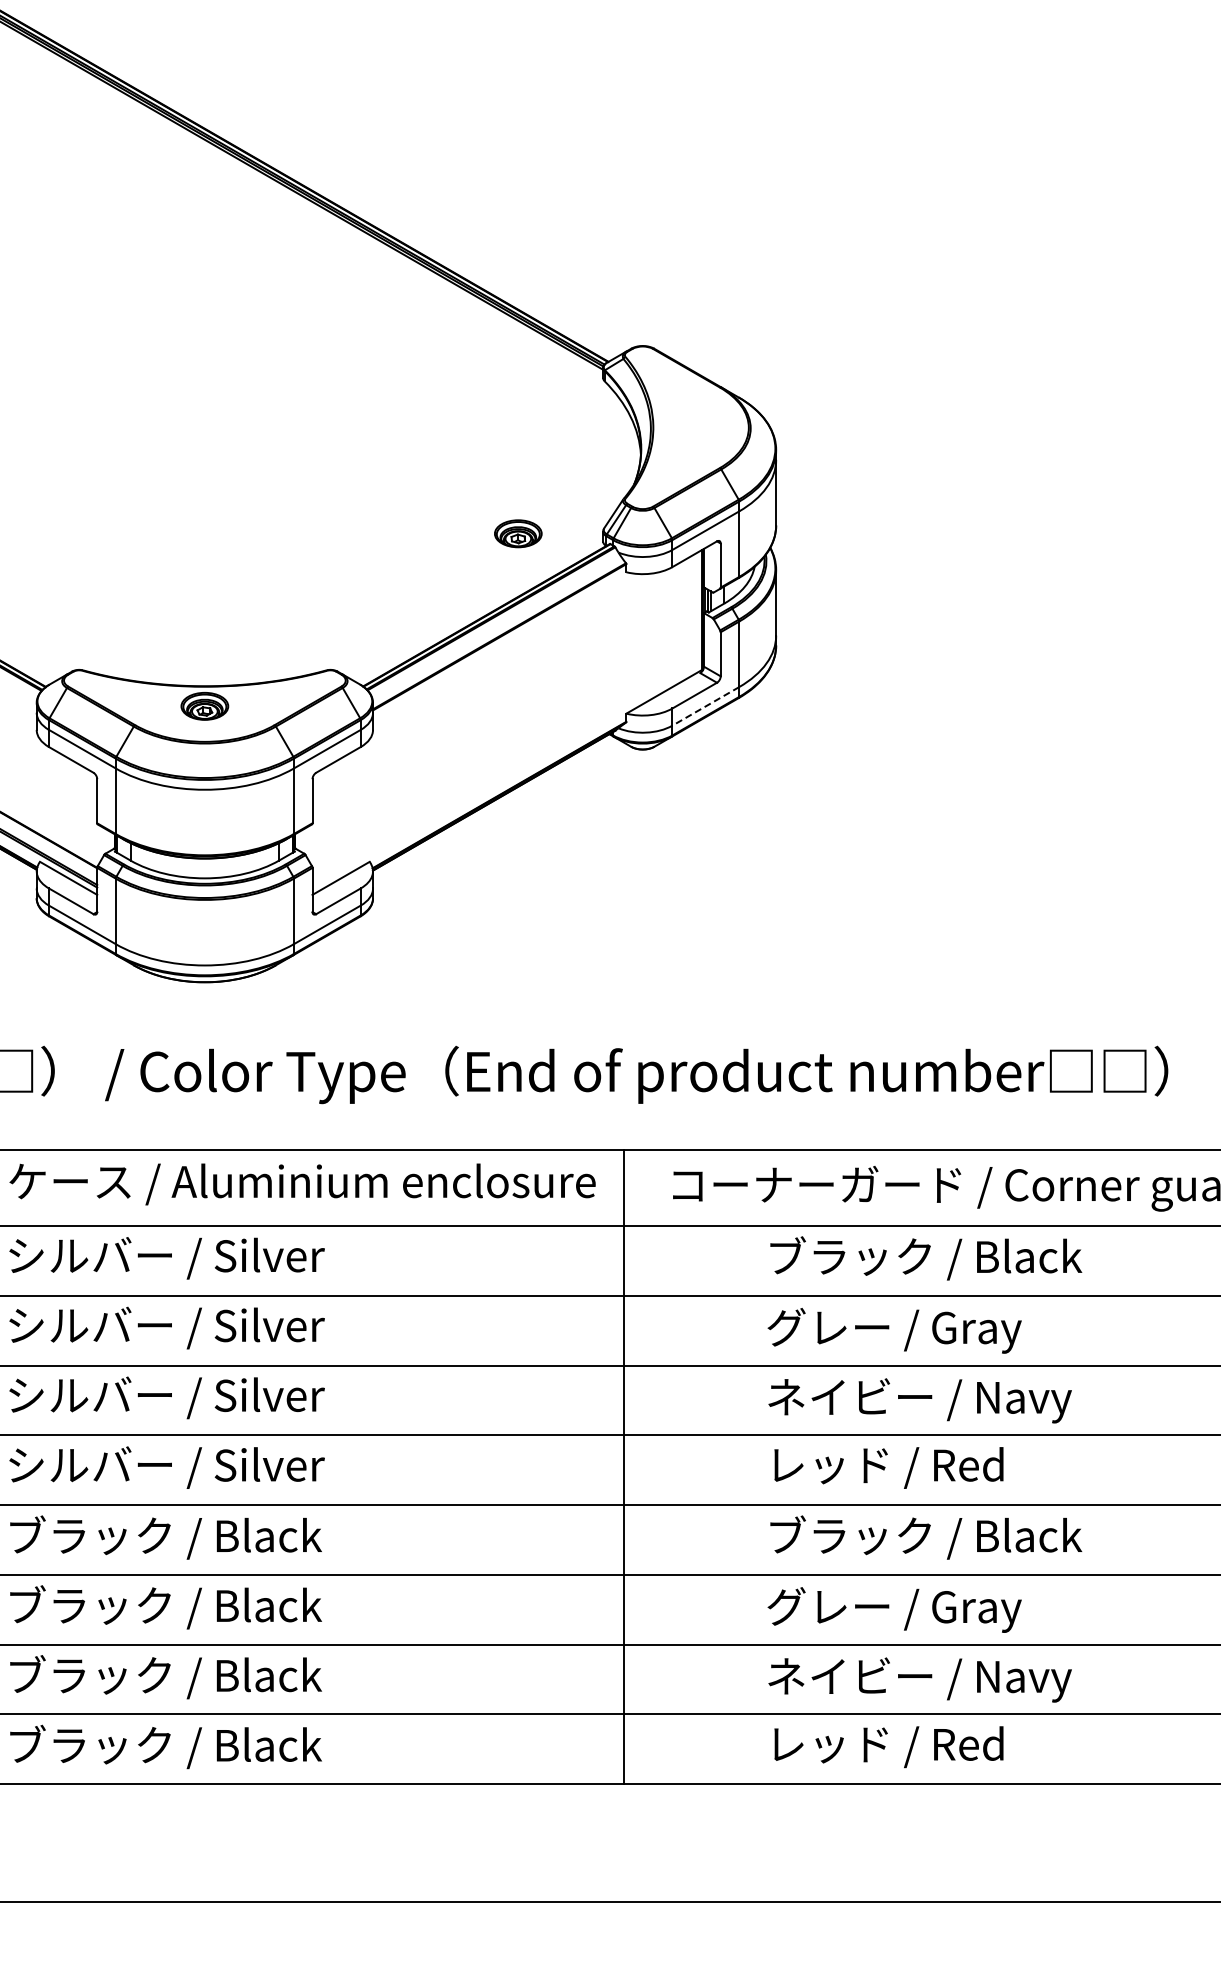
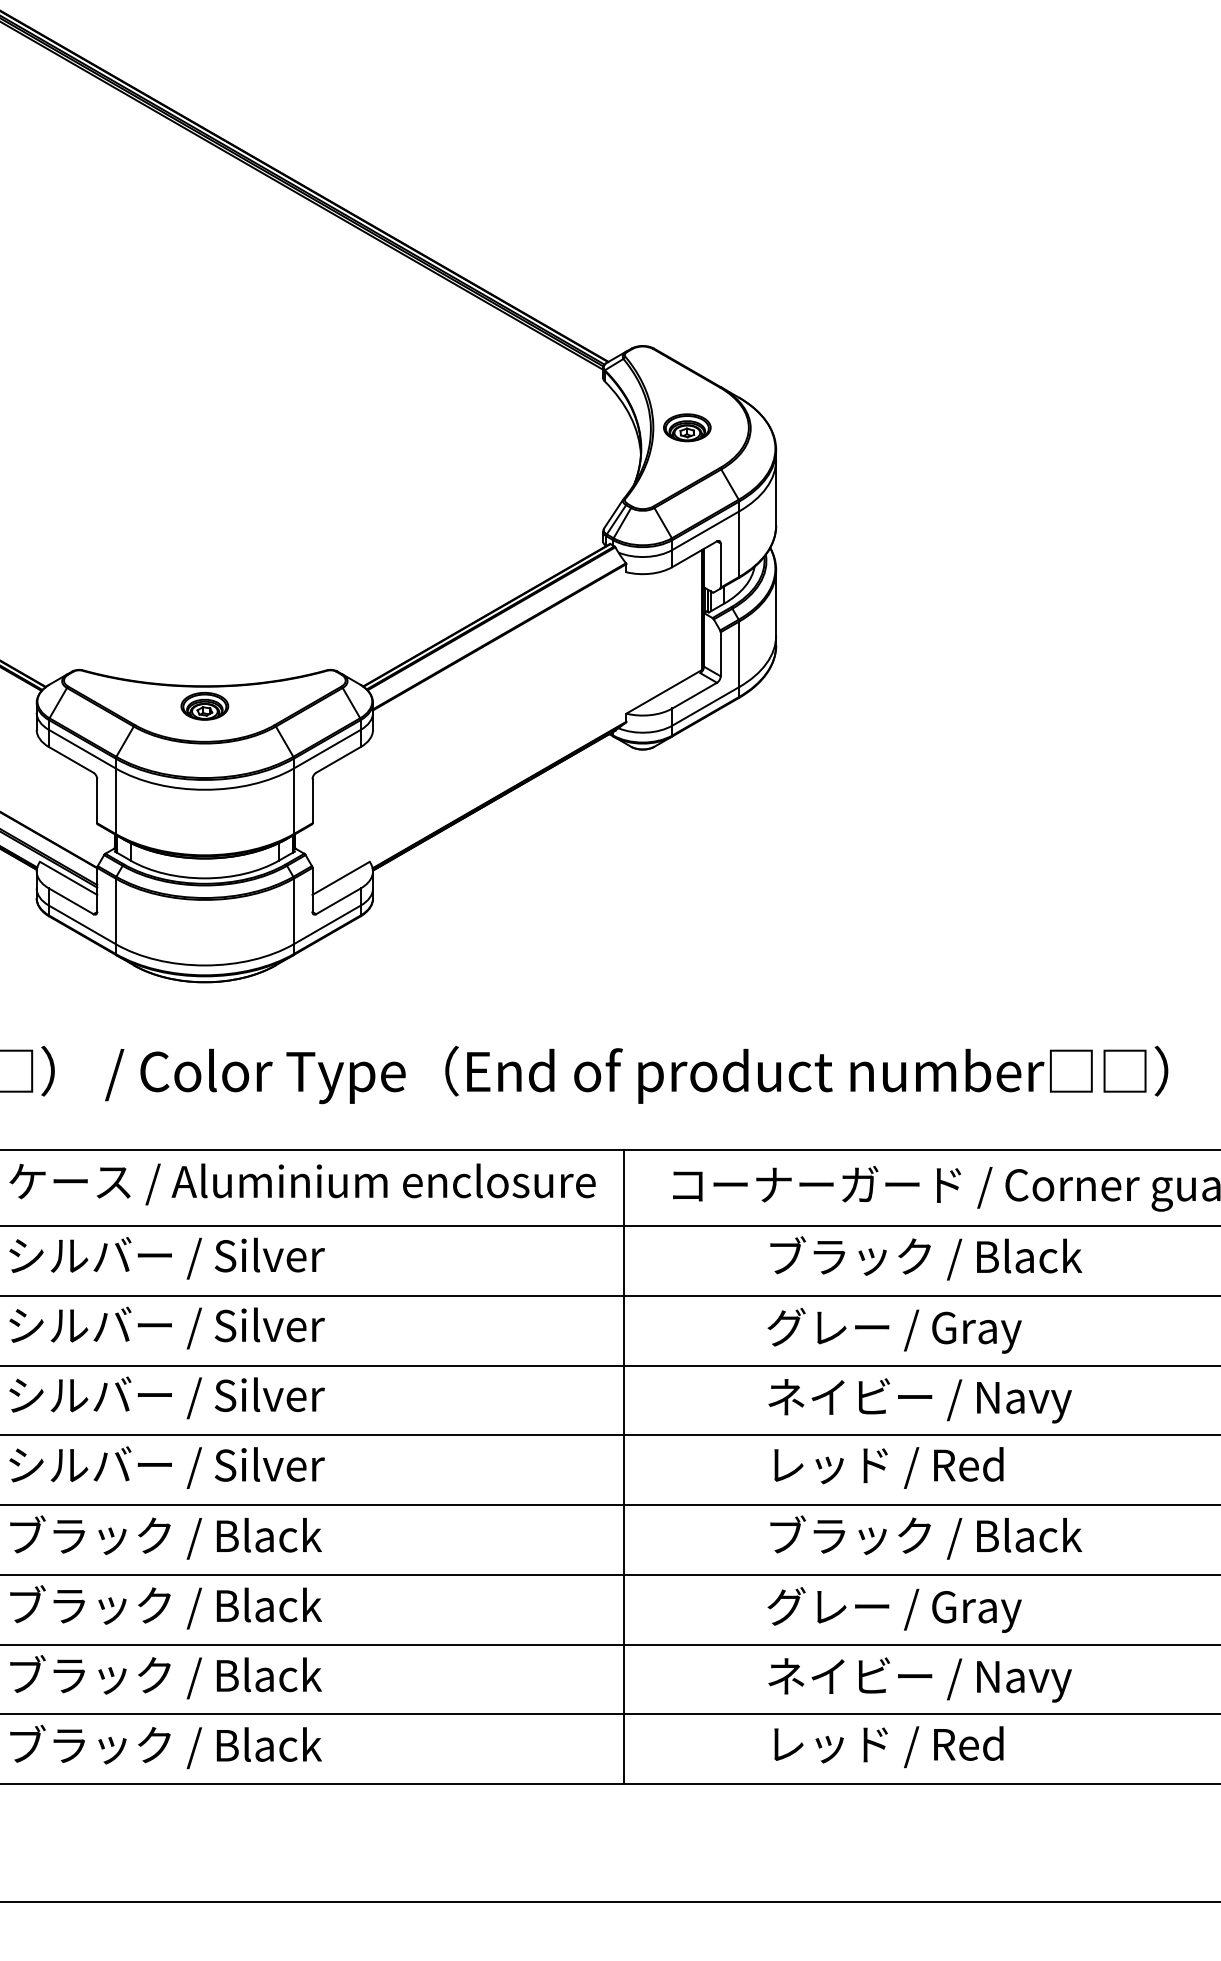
part position: (518, 533) -> (687, 427) (687, 427)
line: dashed -> solid (705, 706)
